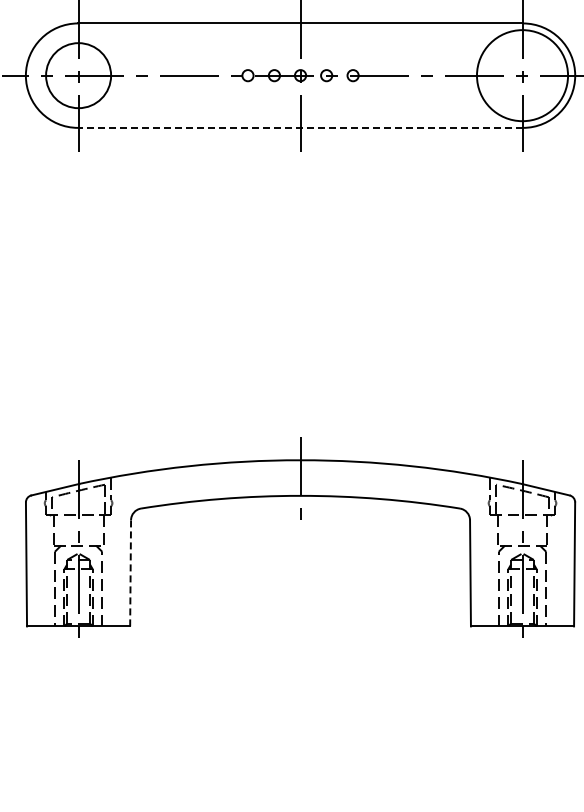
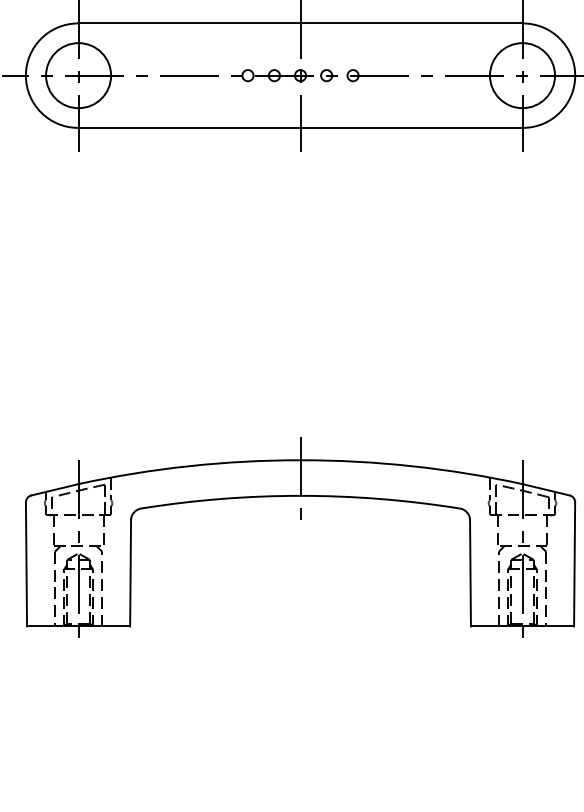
circle diameter: 91 px -> 65 px (522, 75)
line: dashed -> solid (300, 127)
line: dashed -> solid (130, 572)
